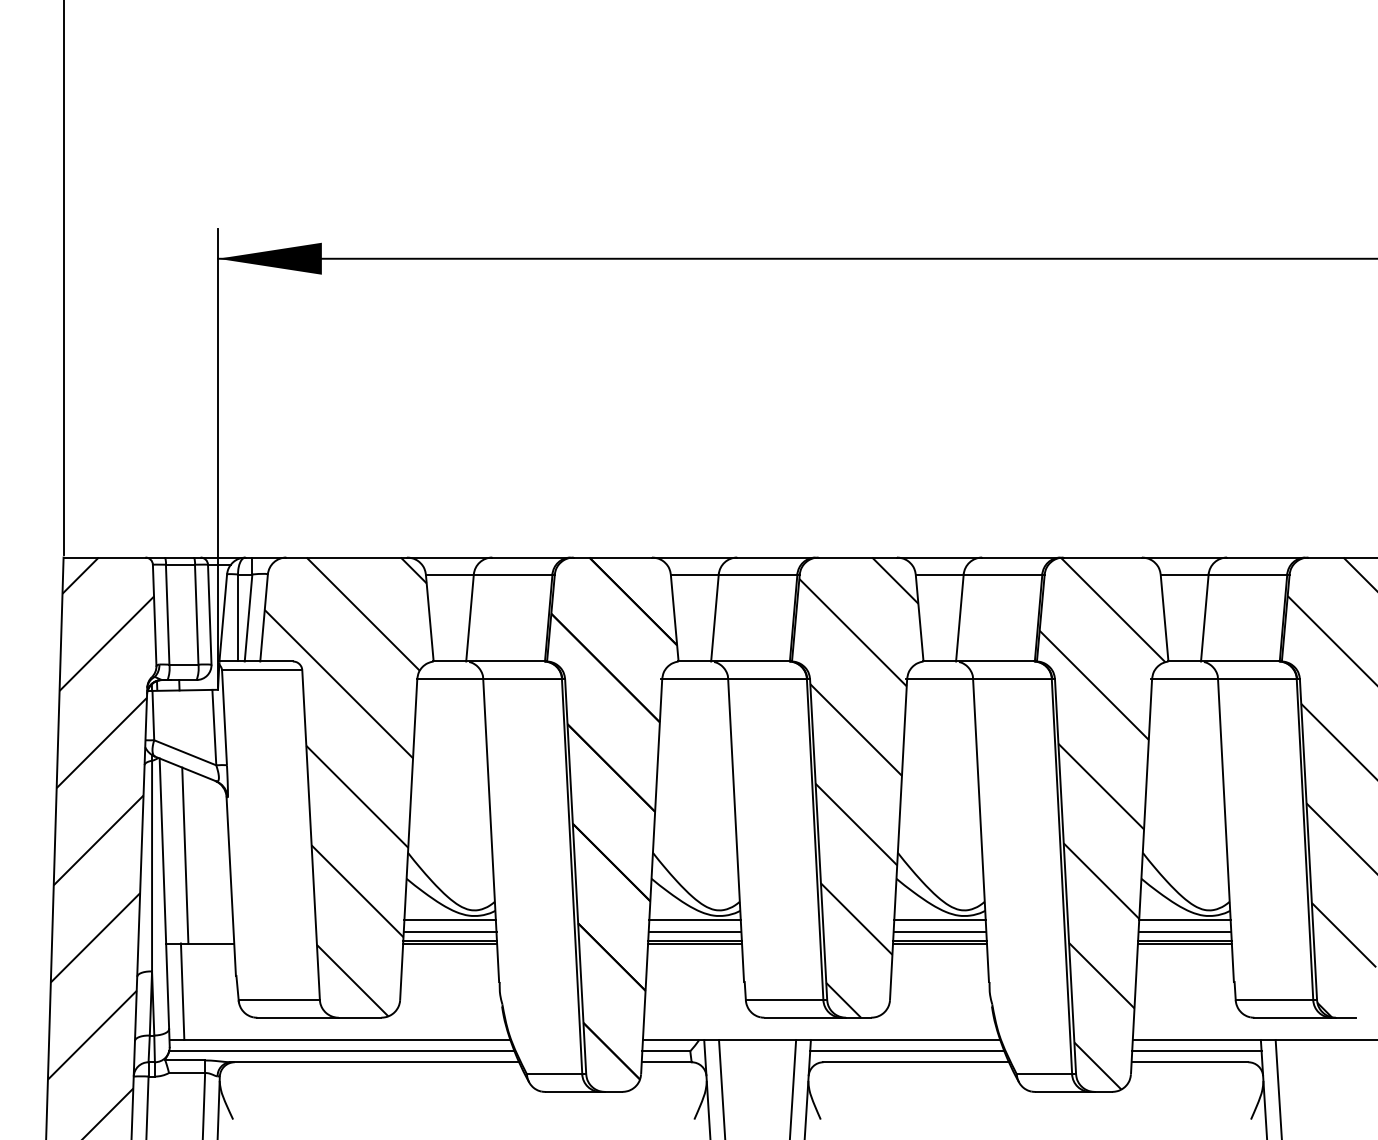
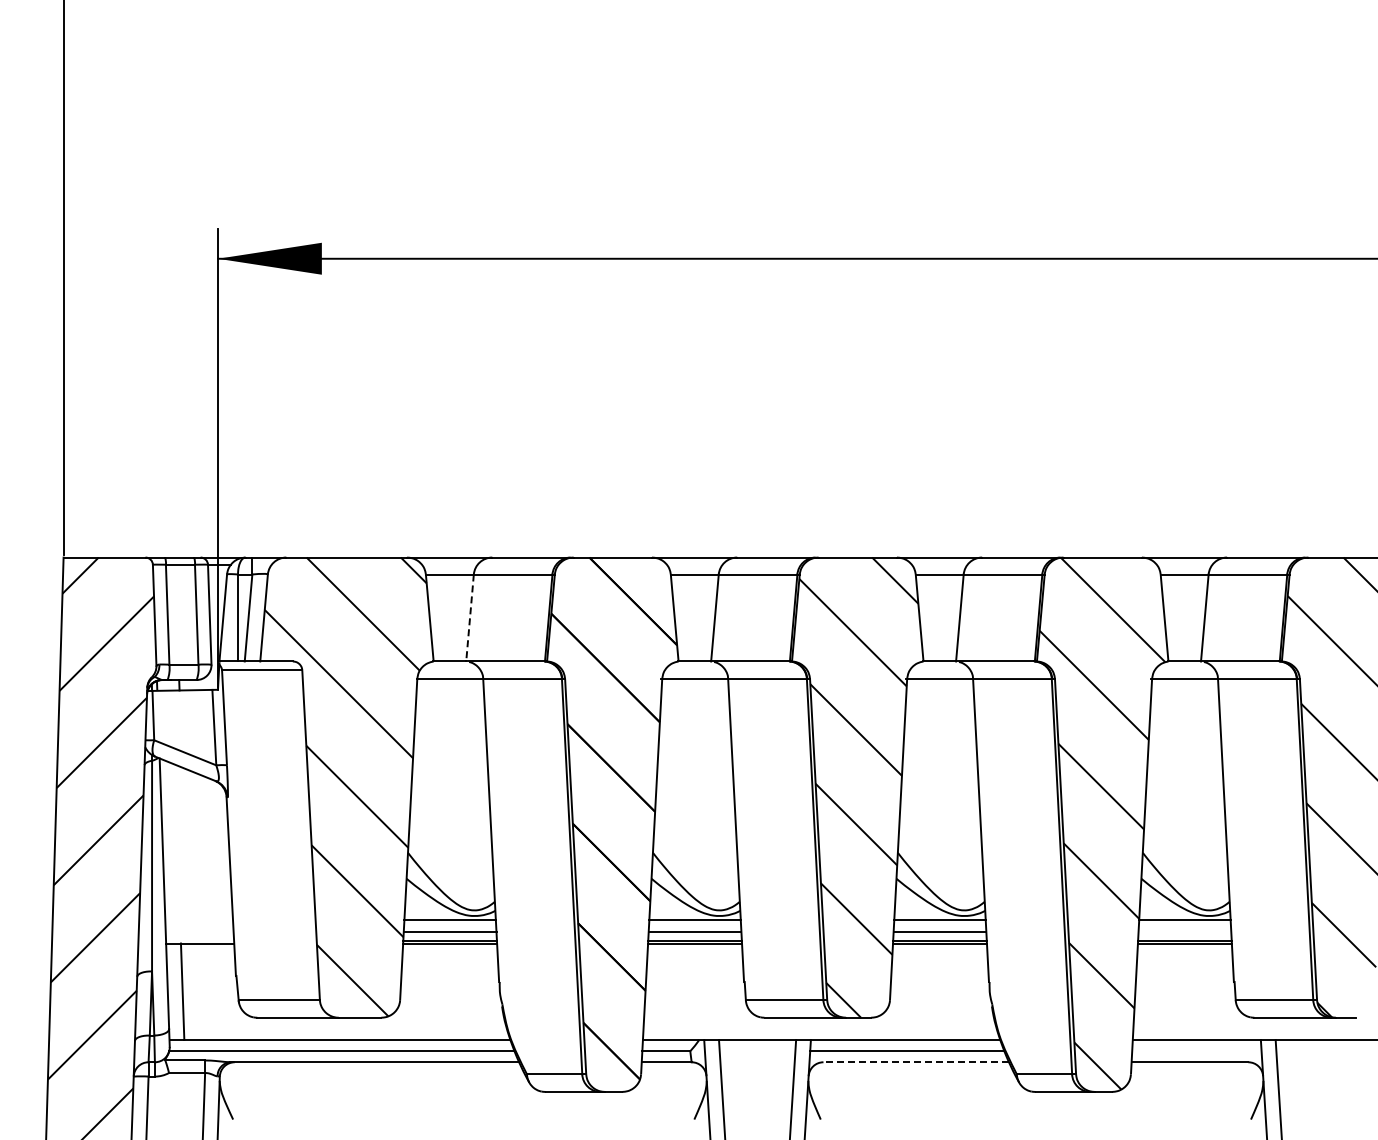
line: solid -> dashed (470, 617)
line: present -> none (185, 855)
line: present -> none (1184, 932)
line: present -> none (1196, 1051)
line: solid -> dashed (916, 1062)
